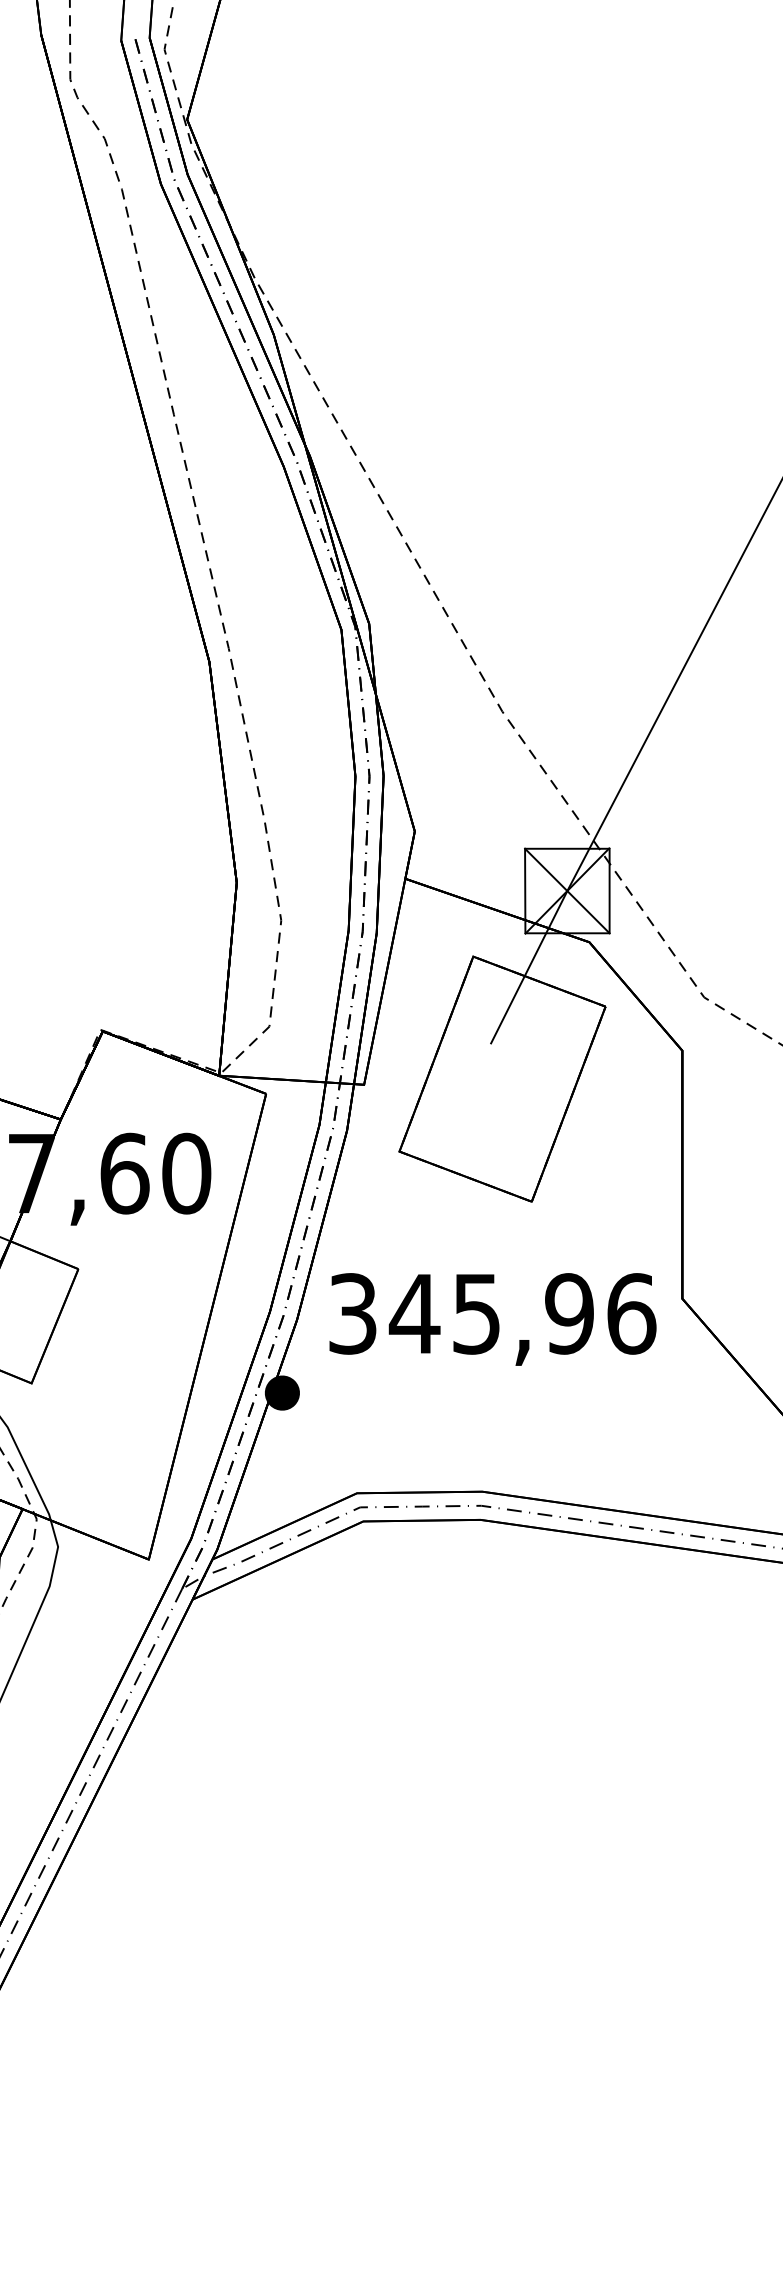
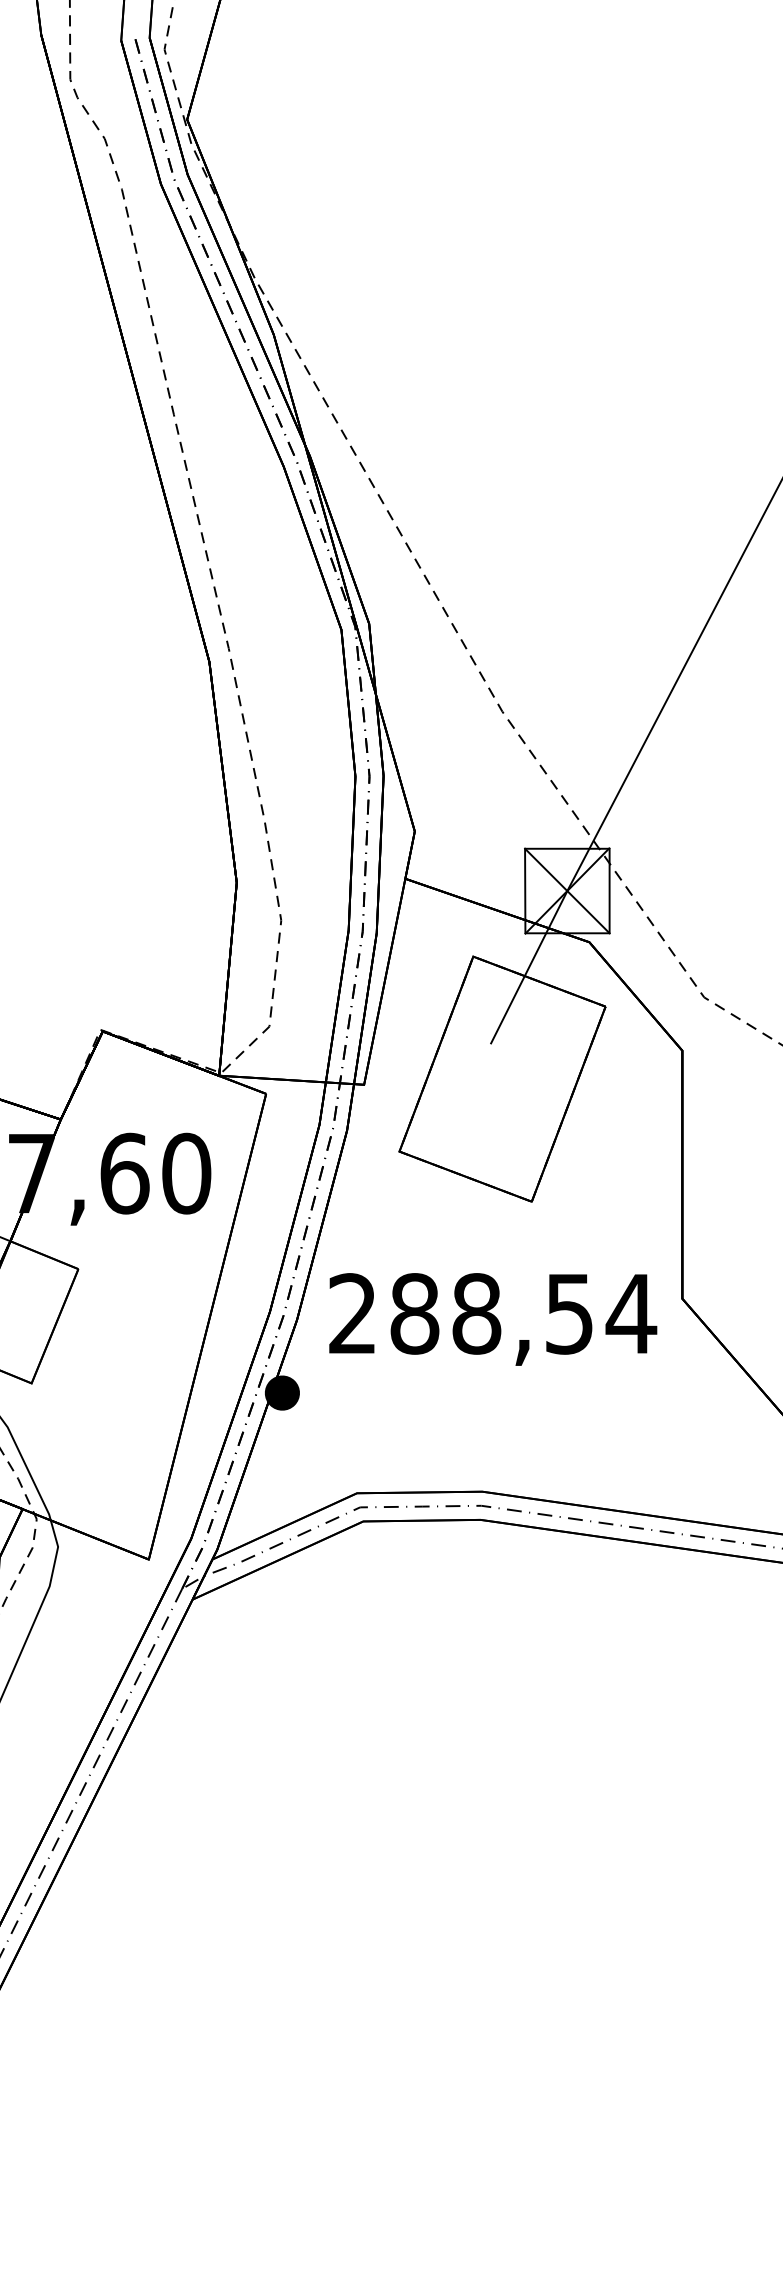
text: 345,96 -> 288,54 (493, 1313)
